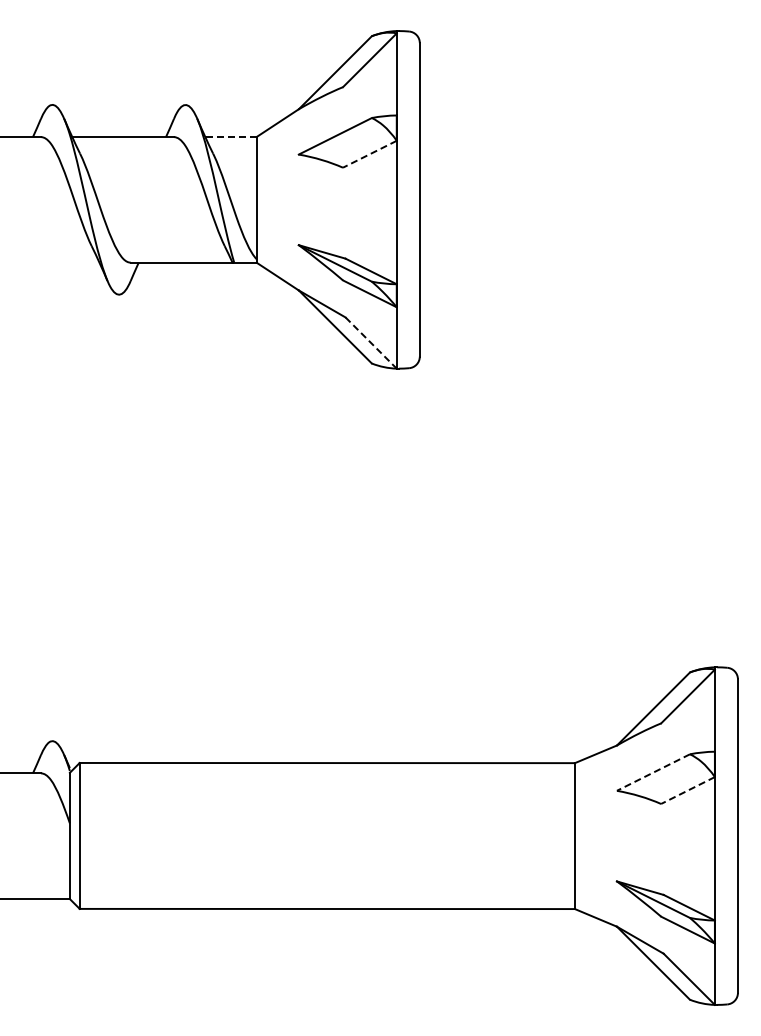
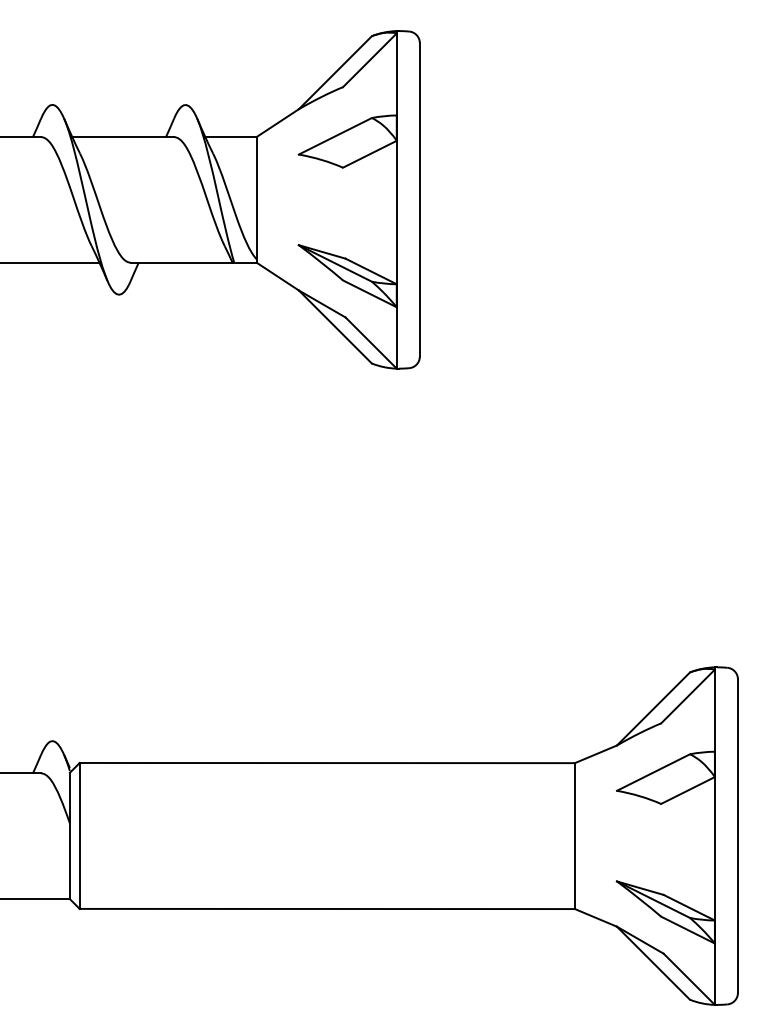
line: dashed -> solid (231, 136)
line: dashed -> solid (369, 154)
line: none -> present (50, 262)
line: dashed -> solid (371, 343)
line: dashed -> solid (653, 772)
line: dashed -> solid (687, 790)
